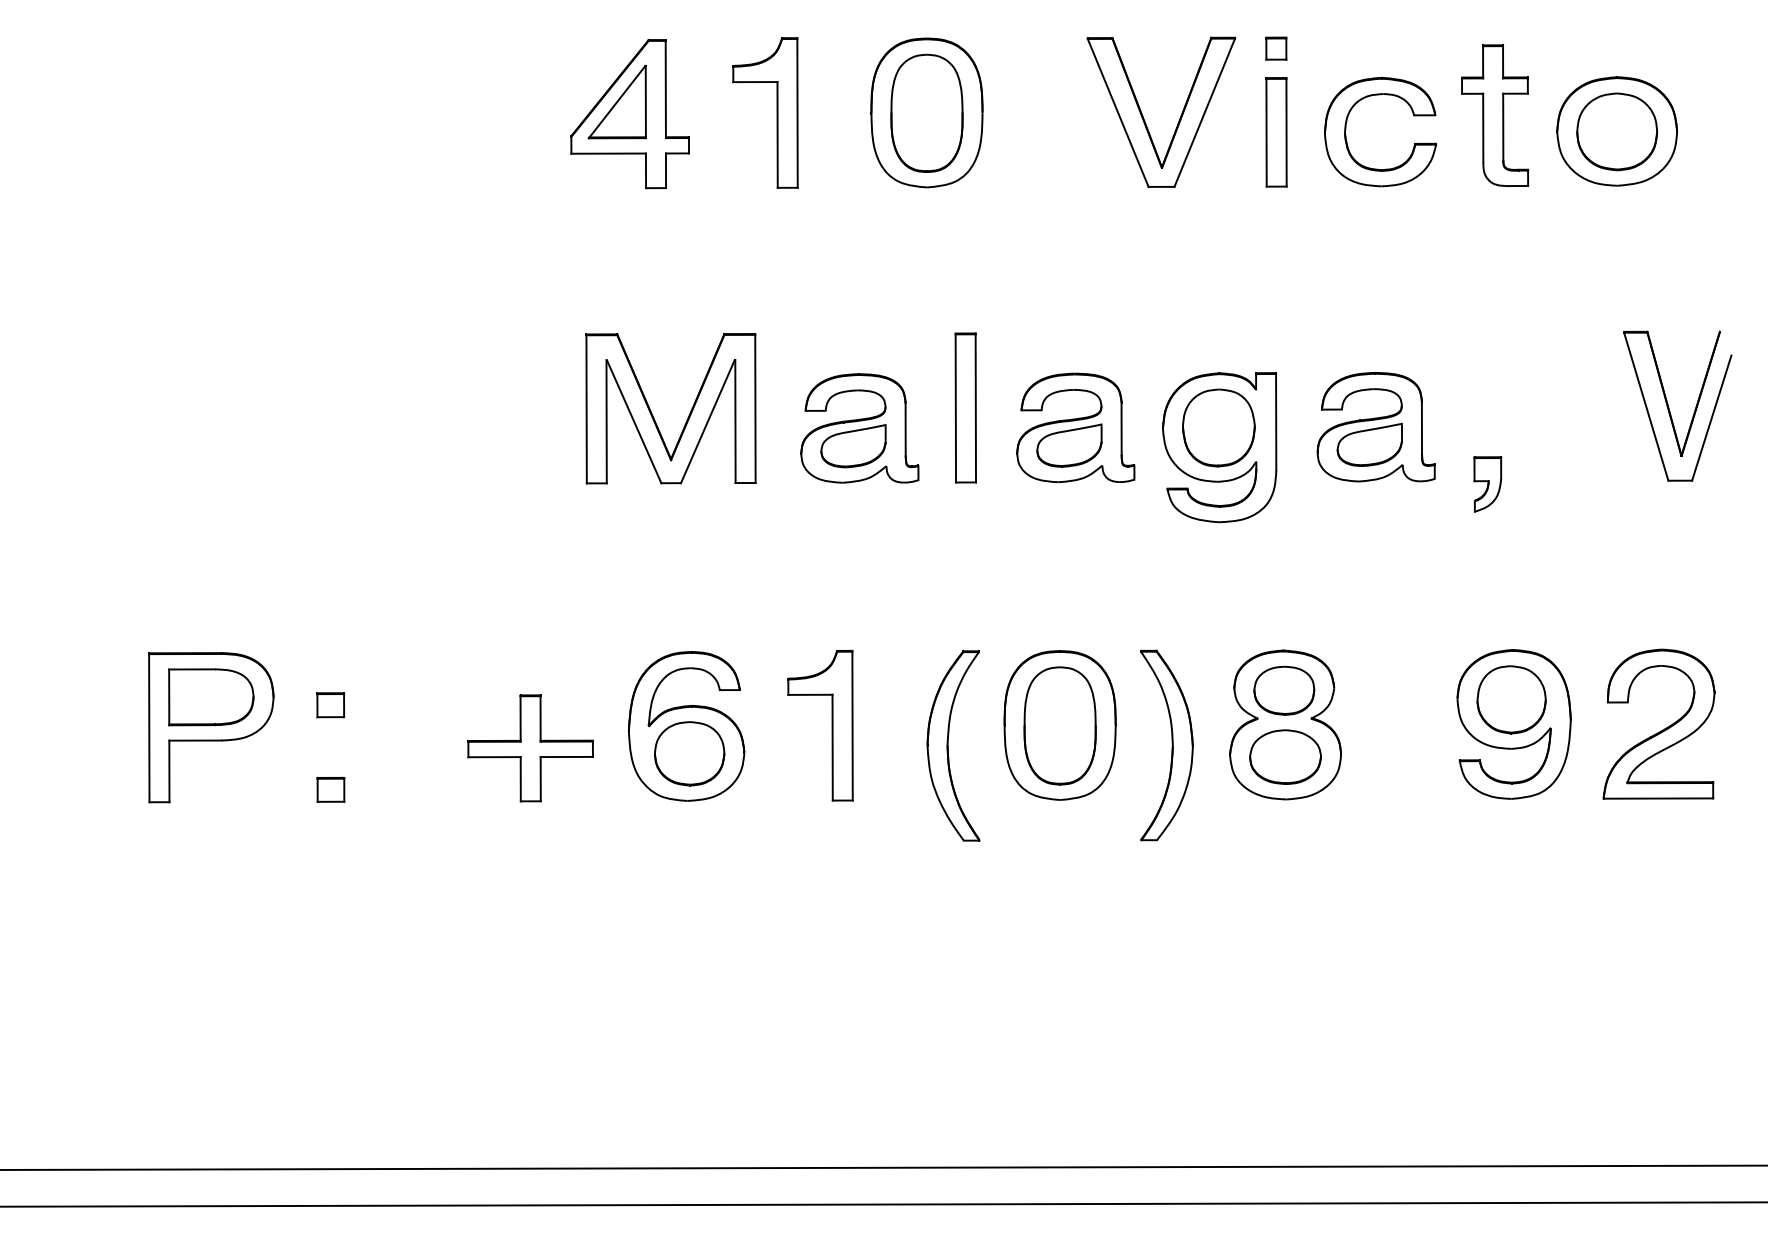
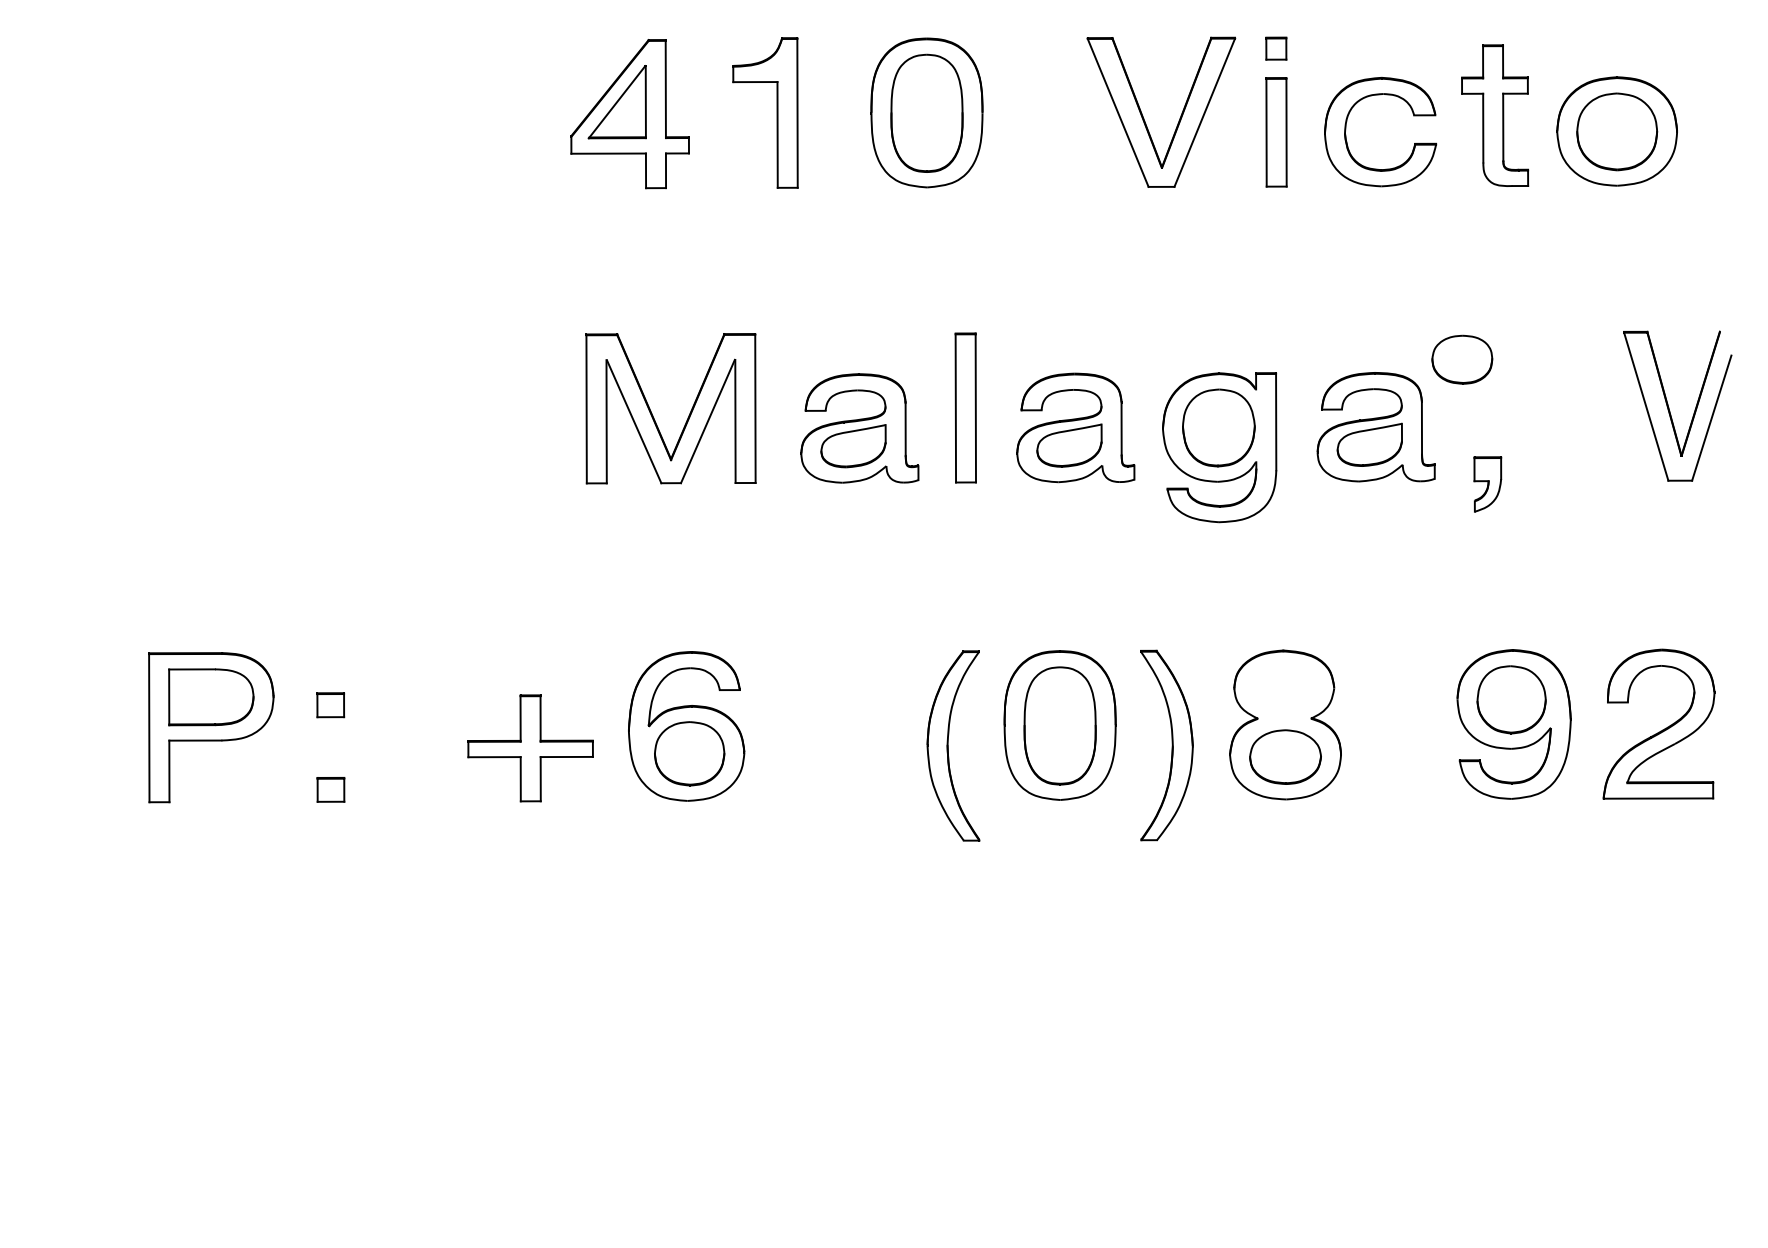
part position: (1284, 690) -> (1462, 359) (1462, 359)
part: present -> none (831, 725)
line: present -> none (883, 1167)
line: present -> none (883, 1204)
